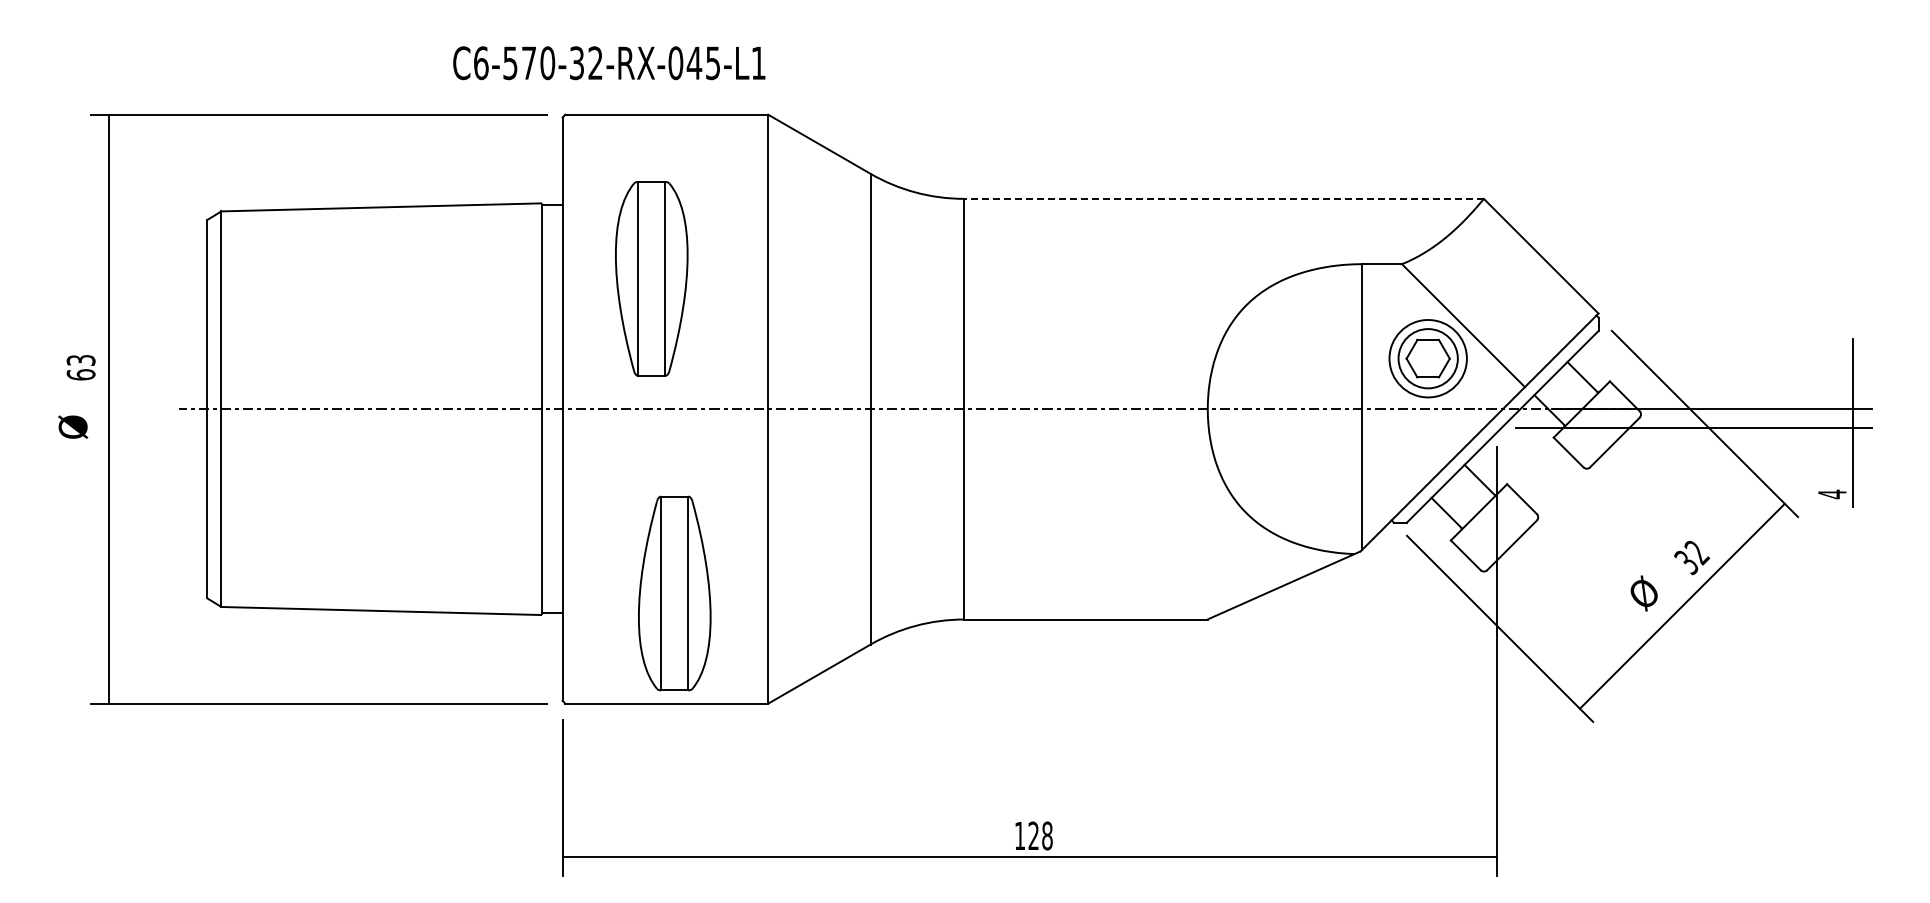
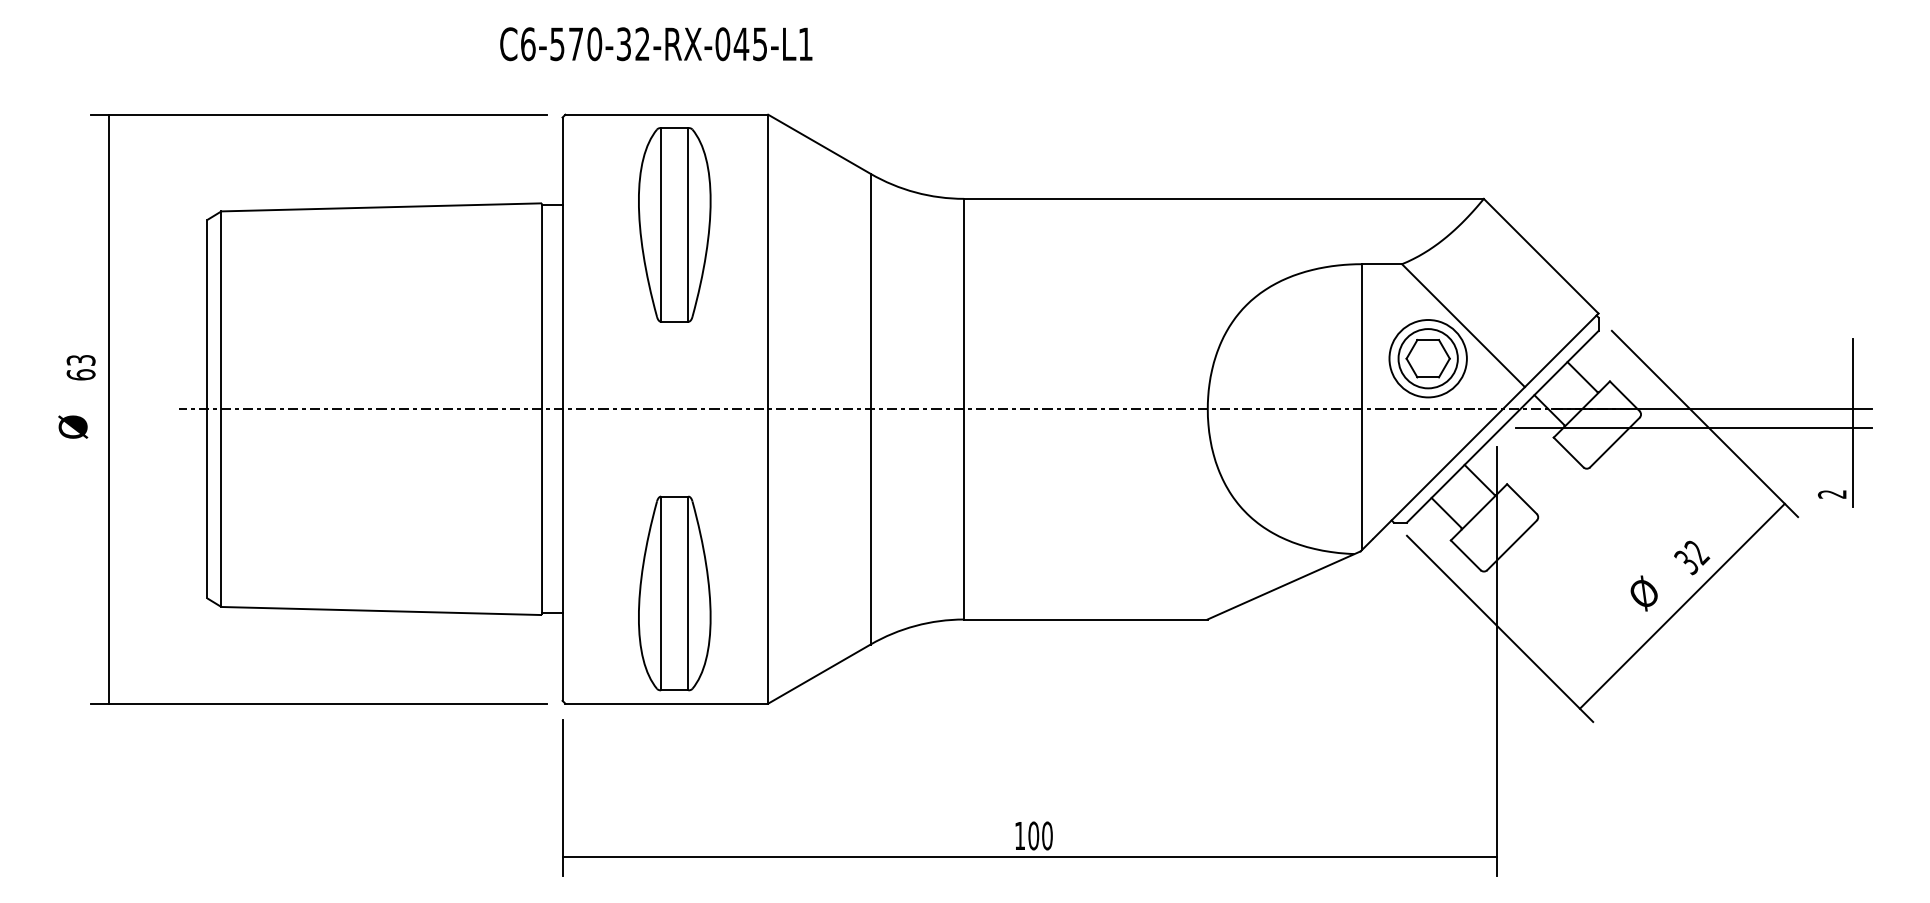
text position: (609, 63) -> (656, 44) (656, 44)
line: dashed -> solid (1223, 198)
part position: (651, 278) -> (674, 224) (674, 224)
text: 4 -> 2 (1832, 494)
text: 128 -> 100 (1040, 835)
